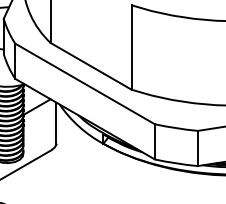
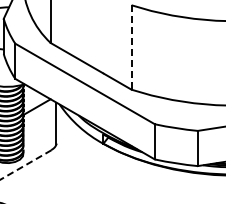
line: solid -> dashed (131, 47)
line: solid -> dashed (25, 165)
